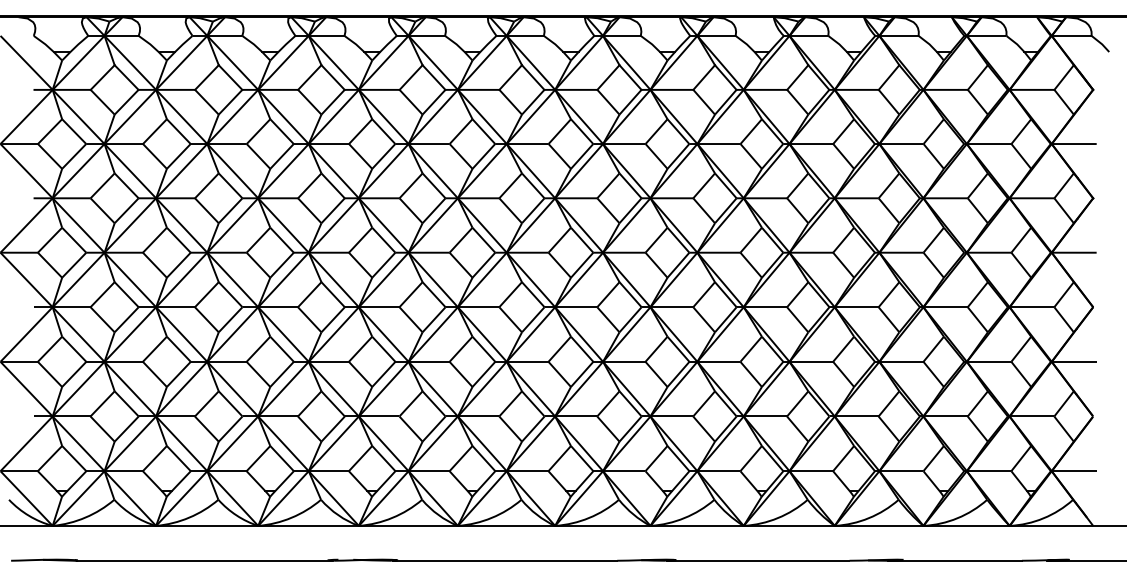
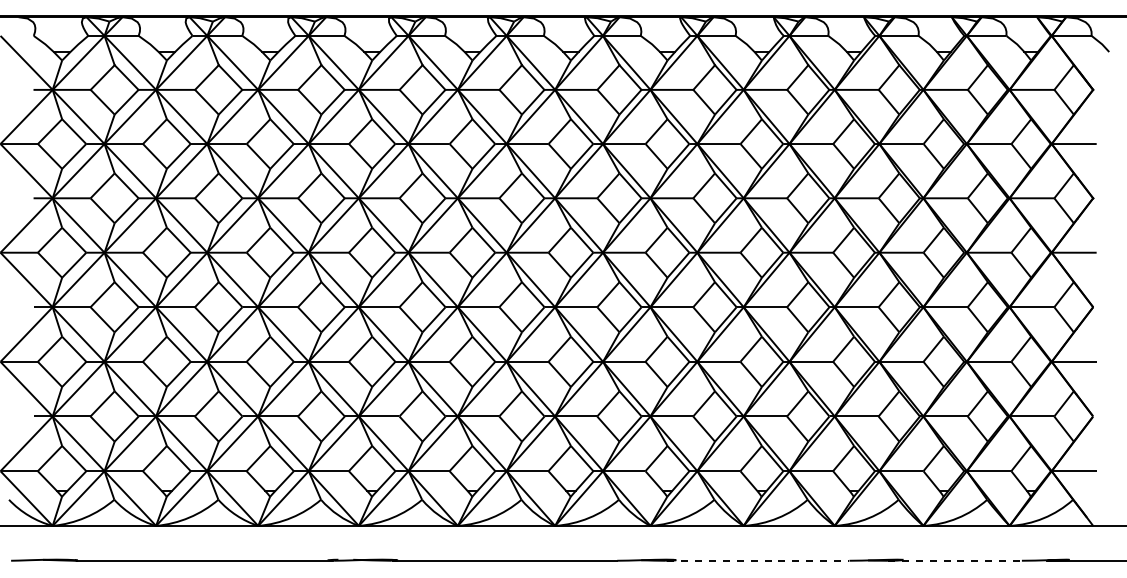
line: solid -> dashed (758, 560)
line: solid -> dashed (955, 560)
